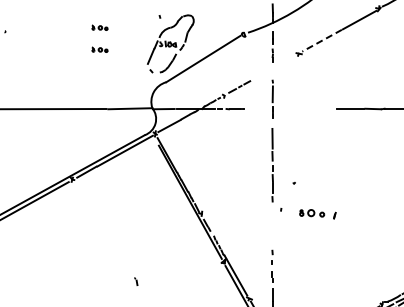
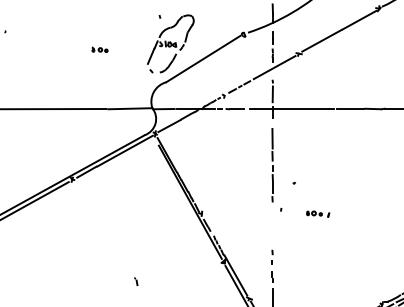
part: present -> none (99, 27)
line: dashed -> solid (322, 40)
line: none -> present (274, 67)
line: none -> present (291, 109)
part size: 38x11 px -> 25x8 px (318, 213)
